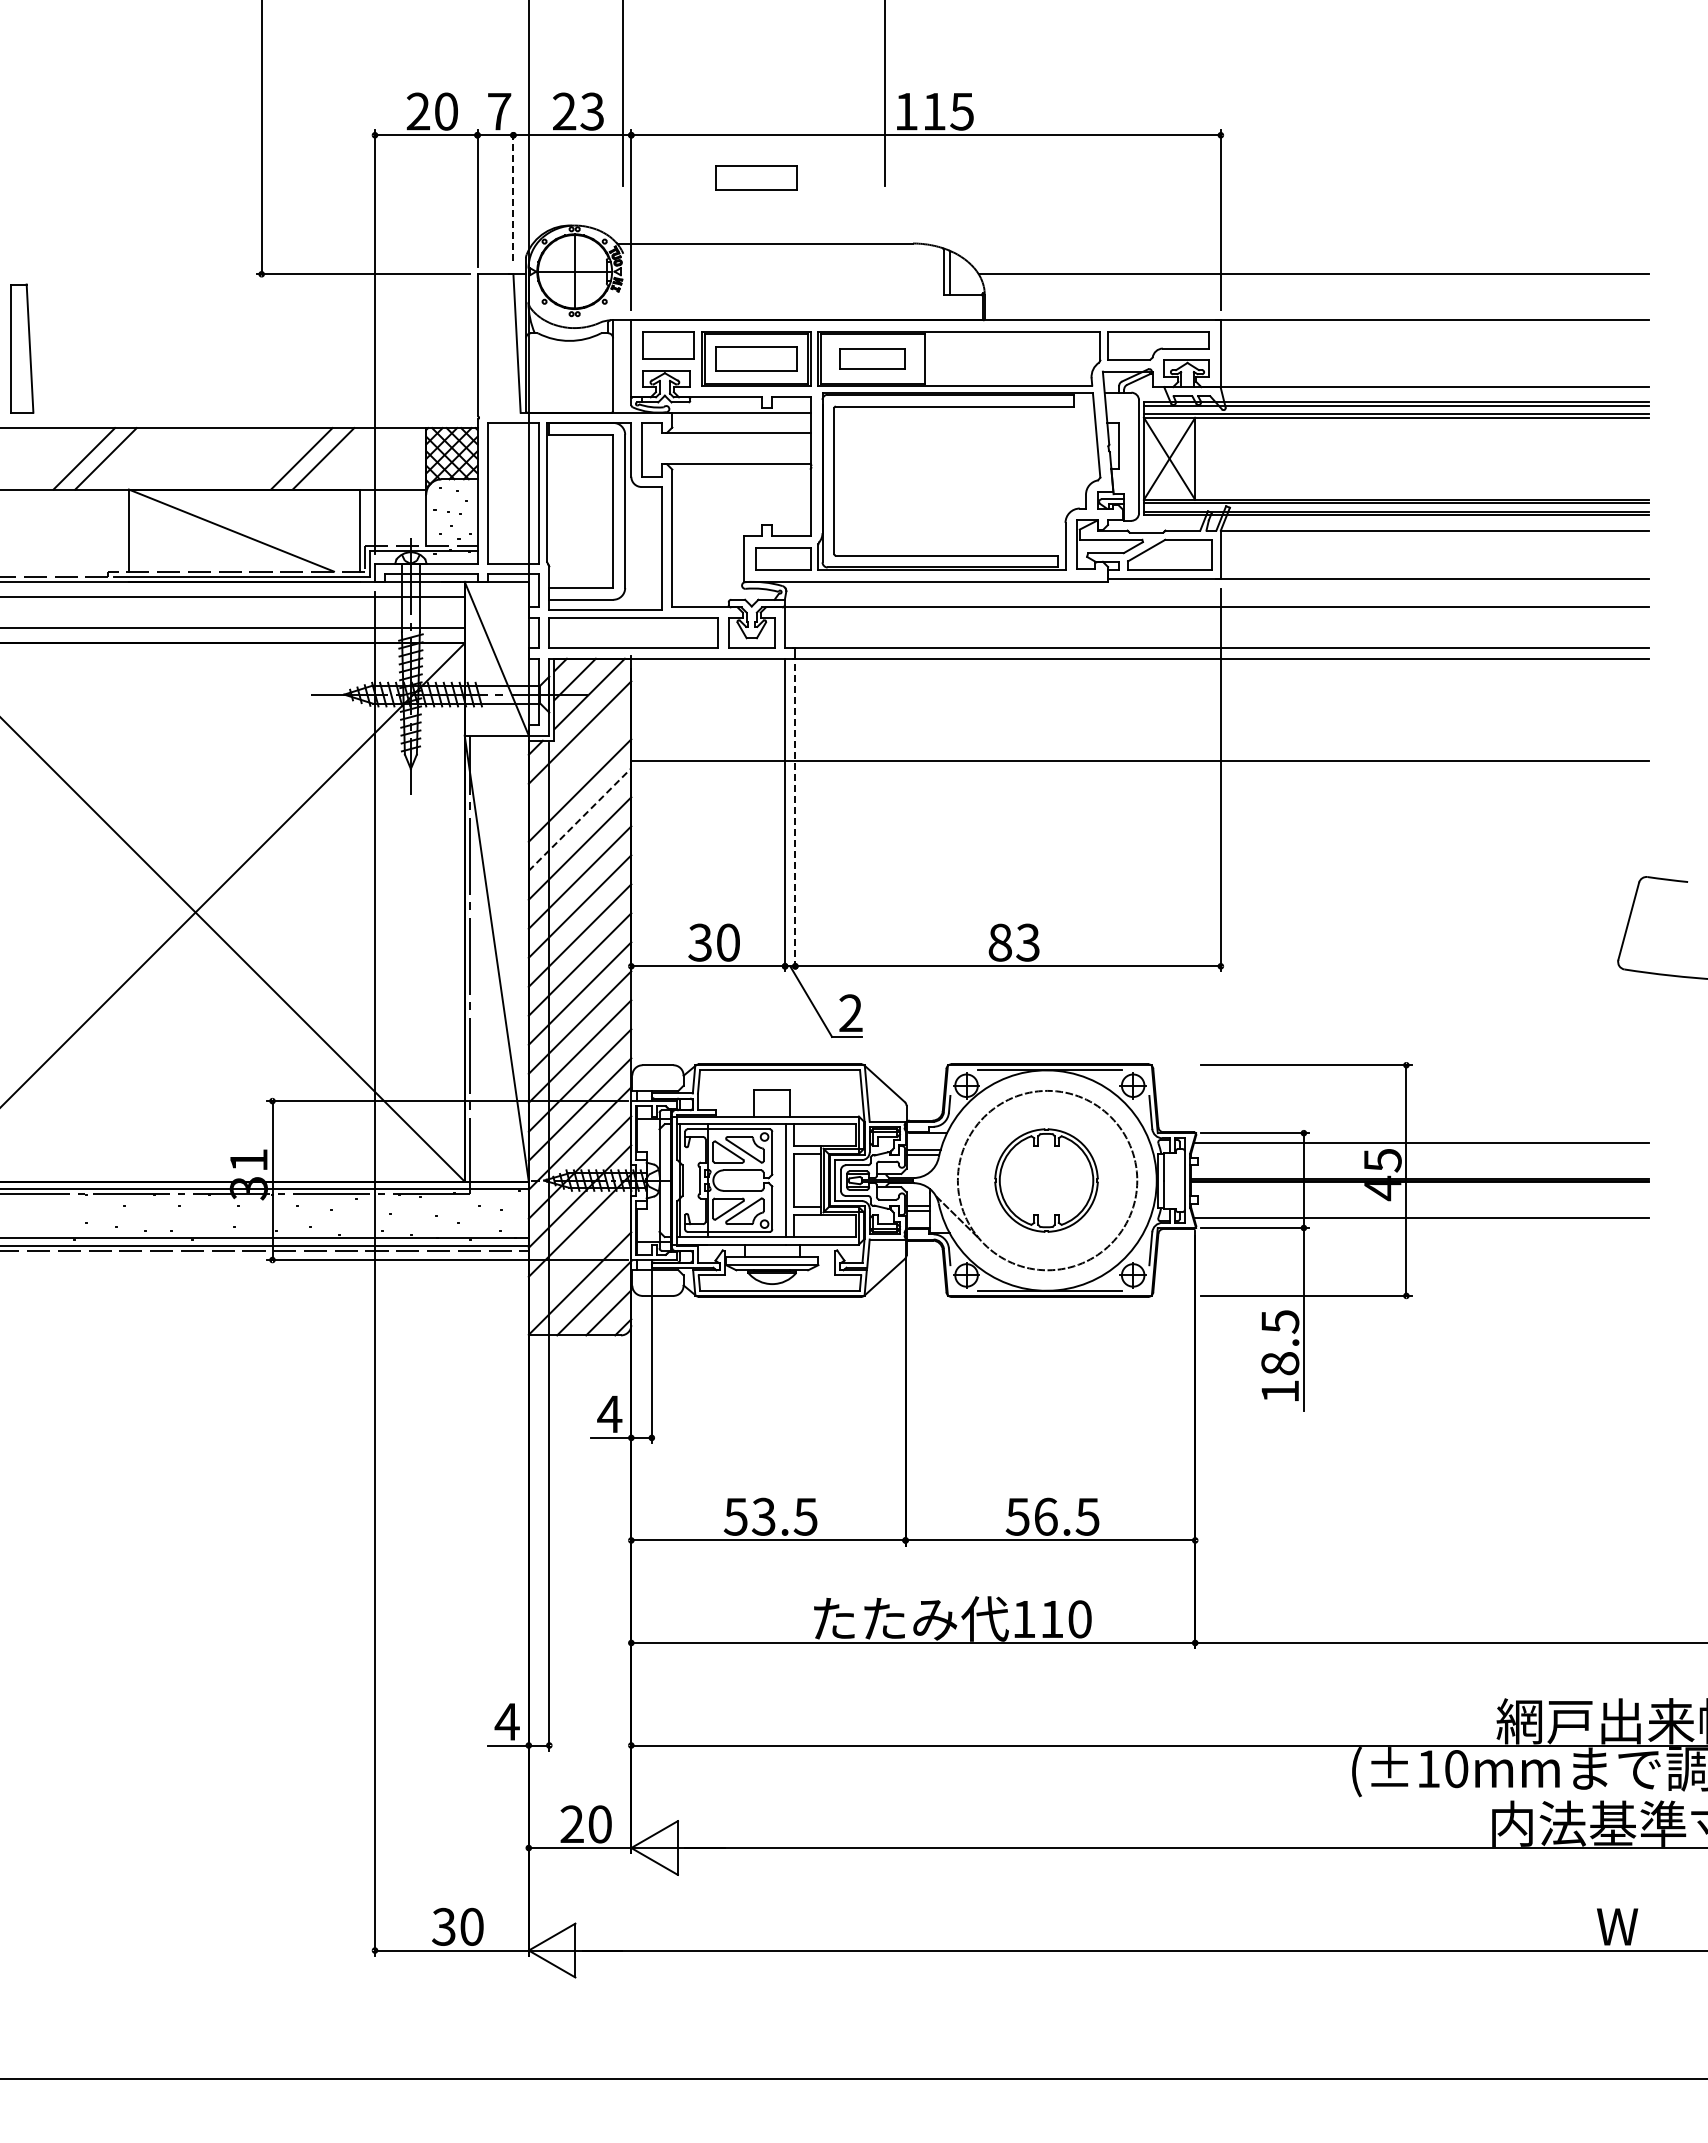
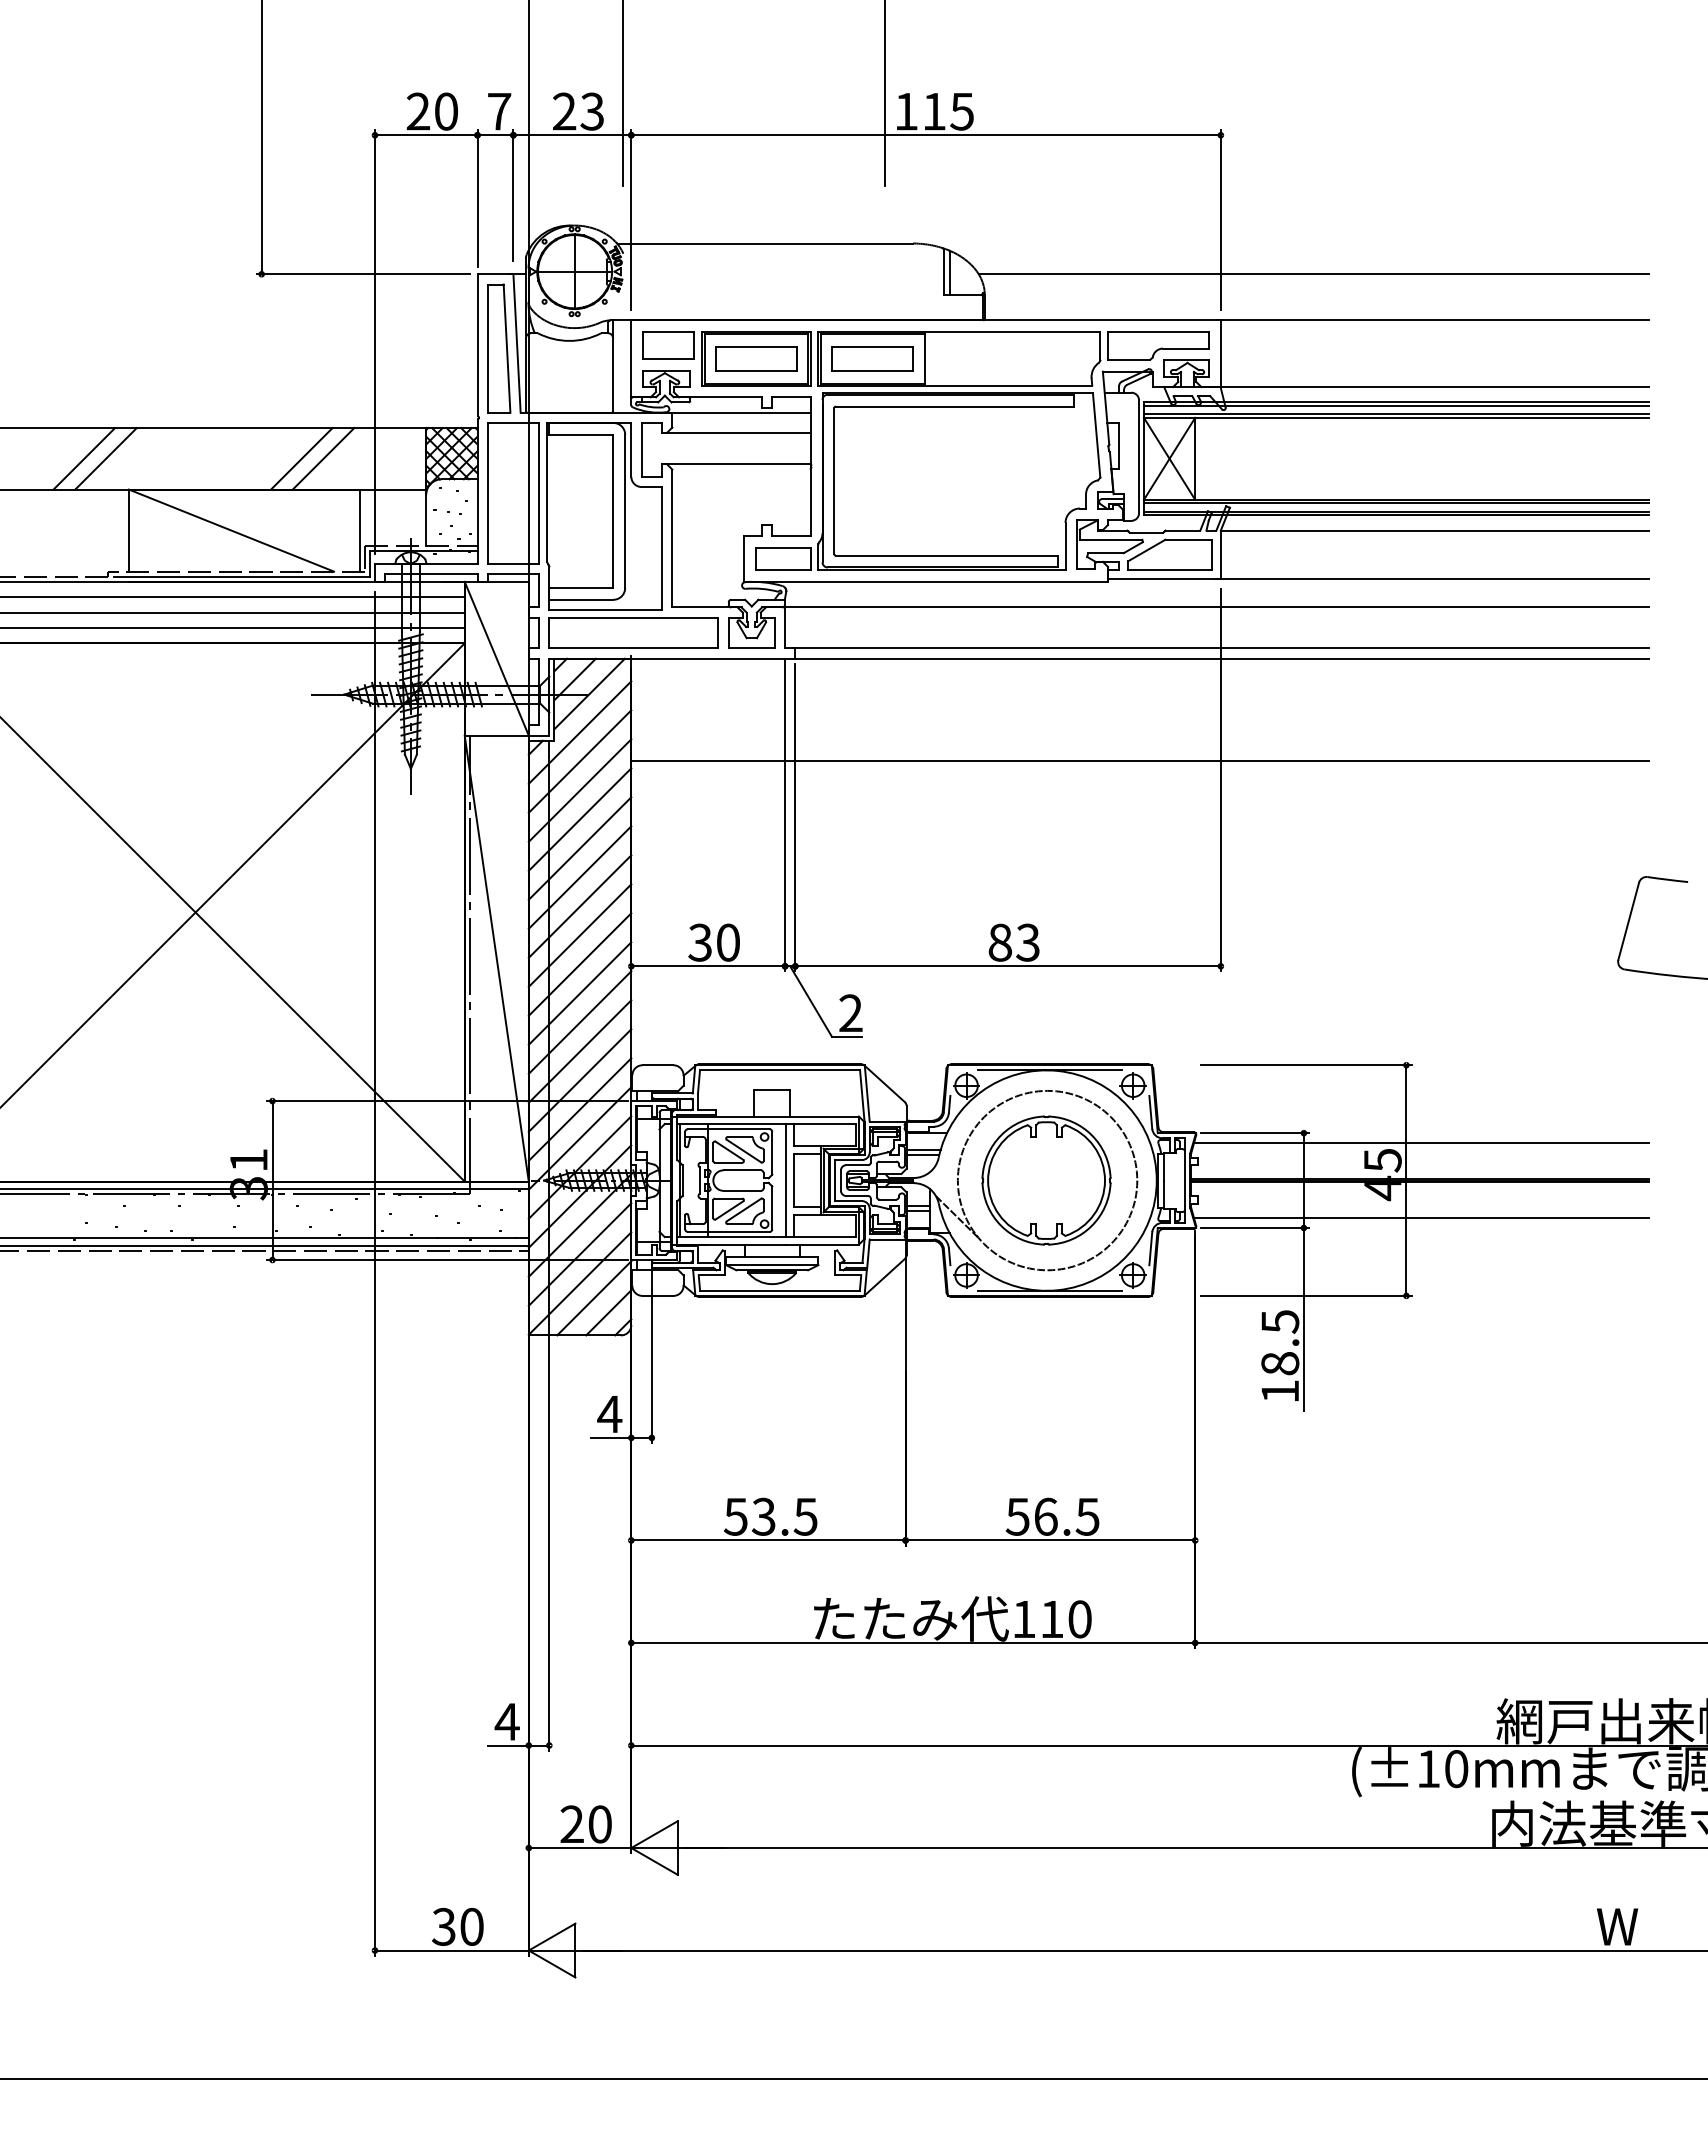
part: present -> none (756, 177)
line: dashed -> solid (513, 195)
part position: (22, 348) -> (499, 348) (499, 348)
part size: 67x22 px -> 83x26 px (872, 358)
line: none -> present (233, 612)
line: none -> present (579, 761)
line: dashed -> solid (795, 817)
line: dashed -> solid (580, 819)
part size: 105x105 px -> 131x131 px (1046, 1180)
line: none -> present (579, 1254)
